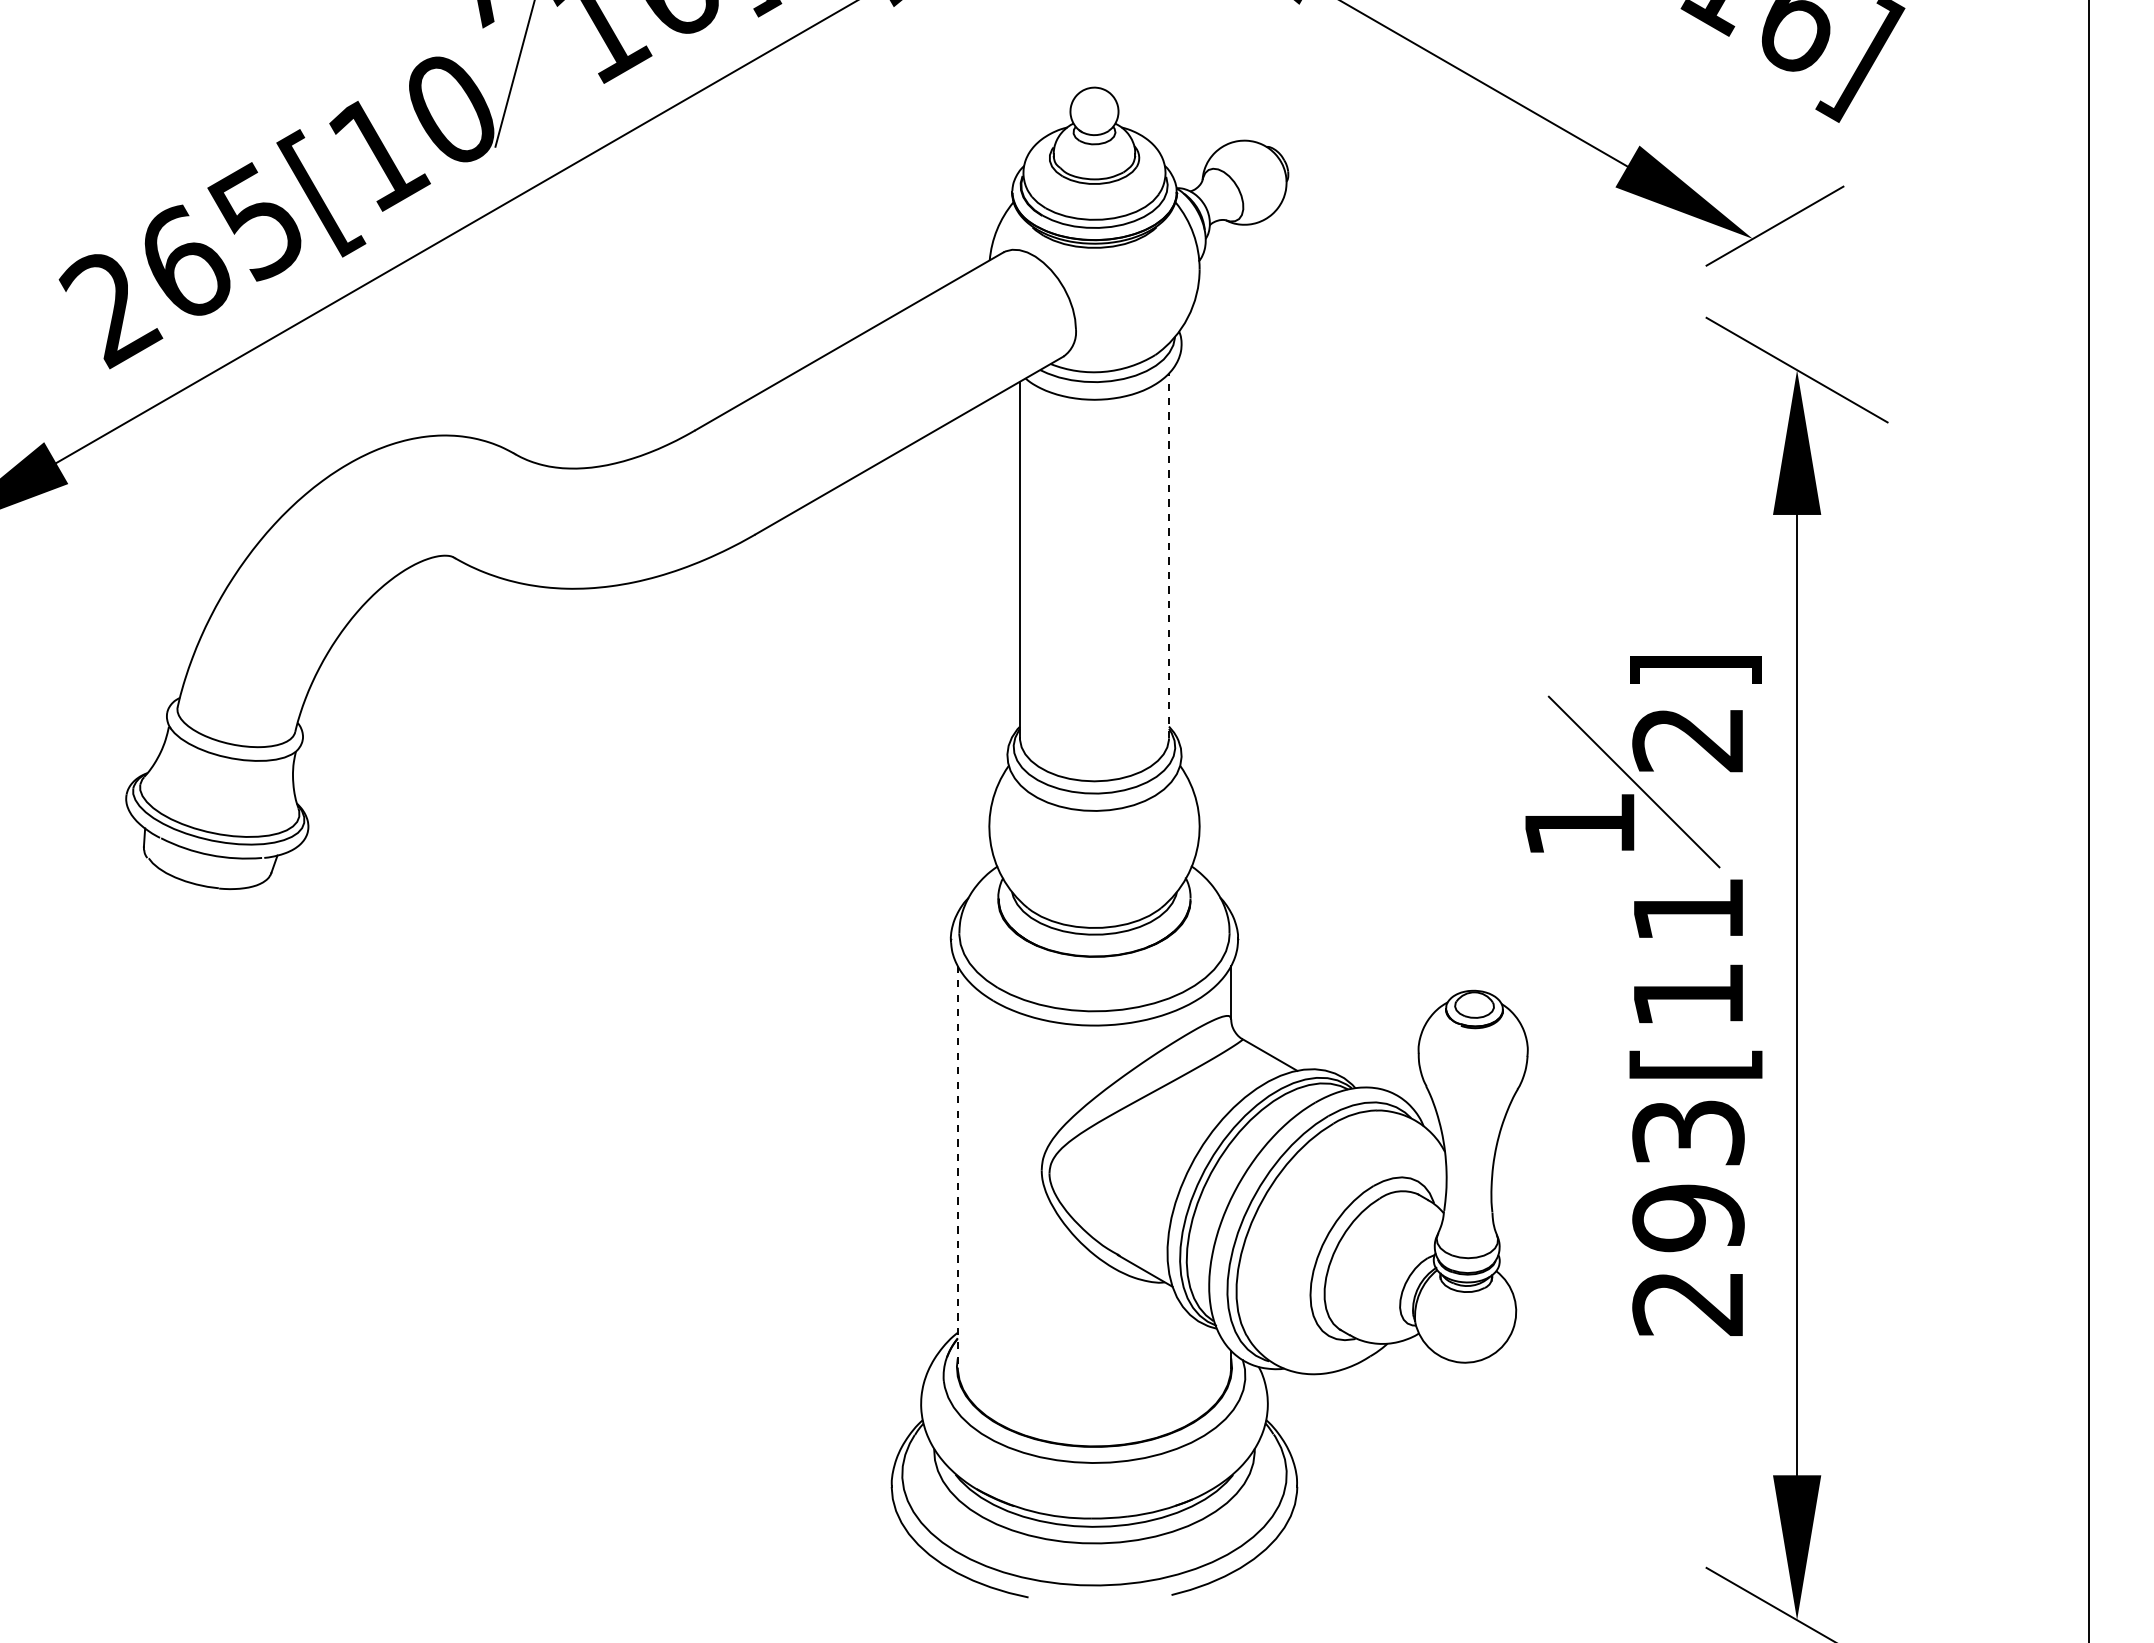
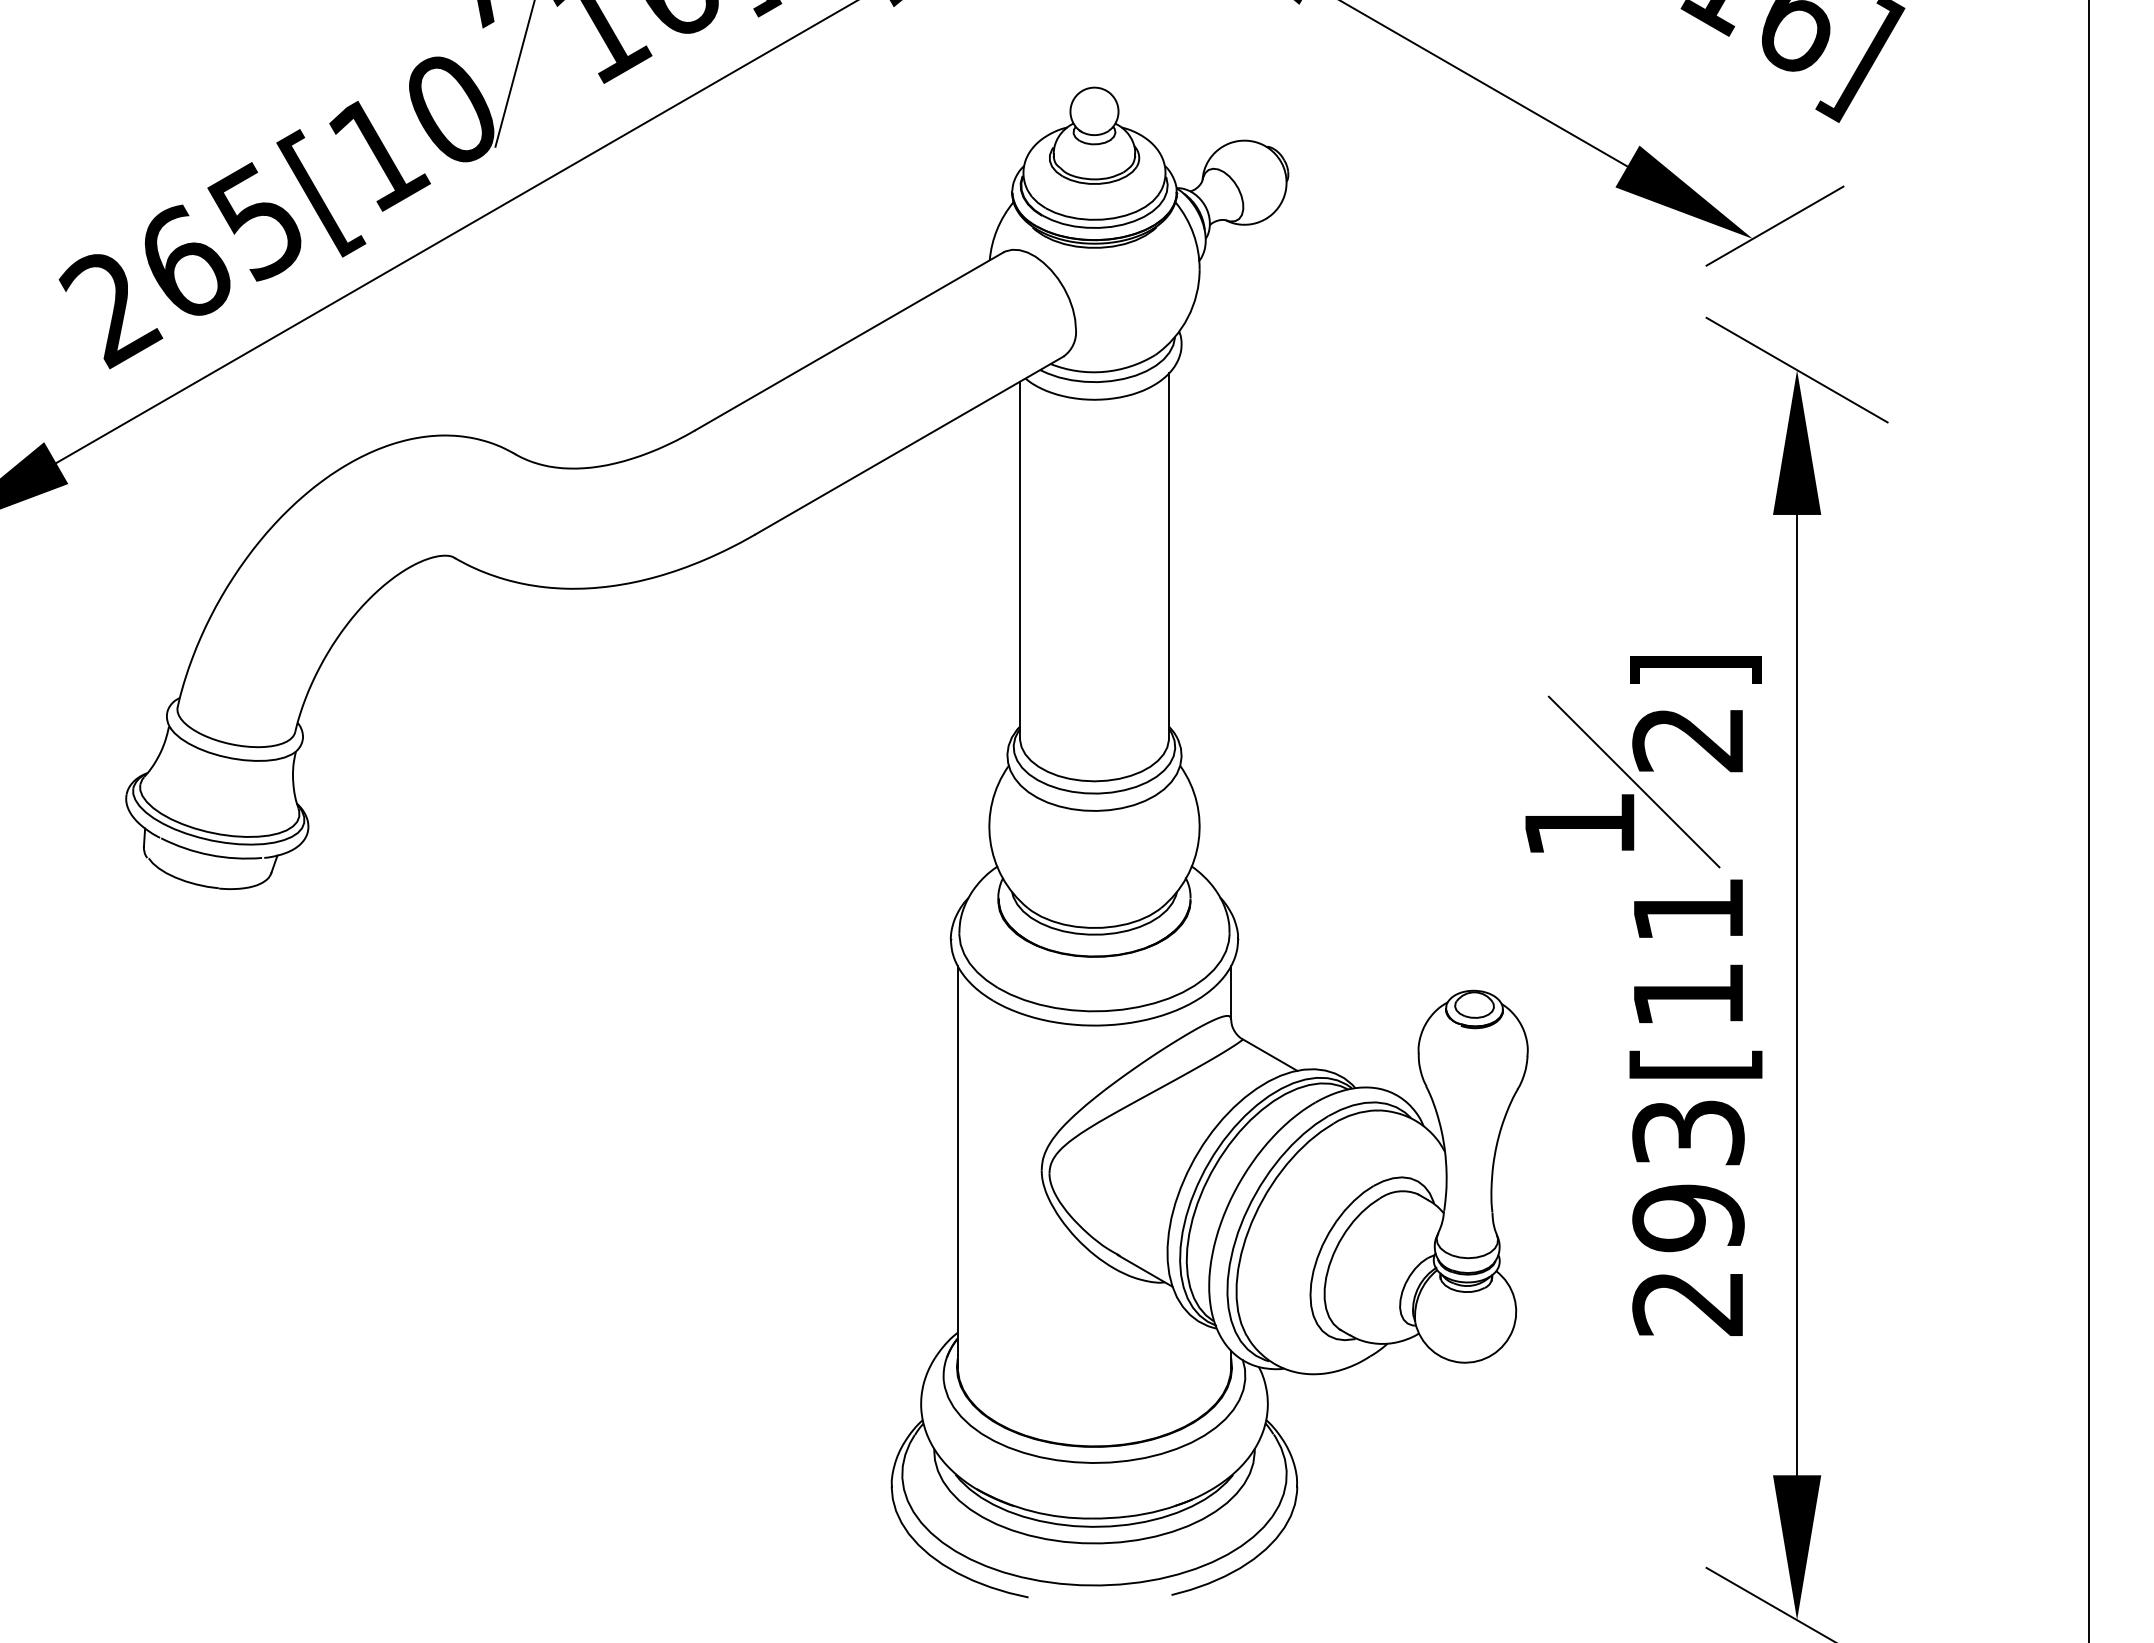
line: dashed -> solid (1169, 555)
line: dashed -> solid (957, 1166)
